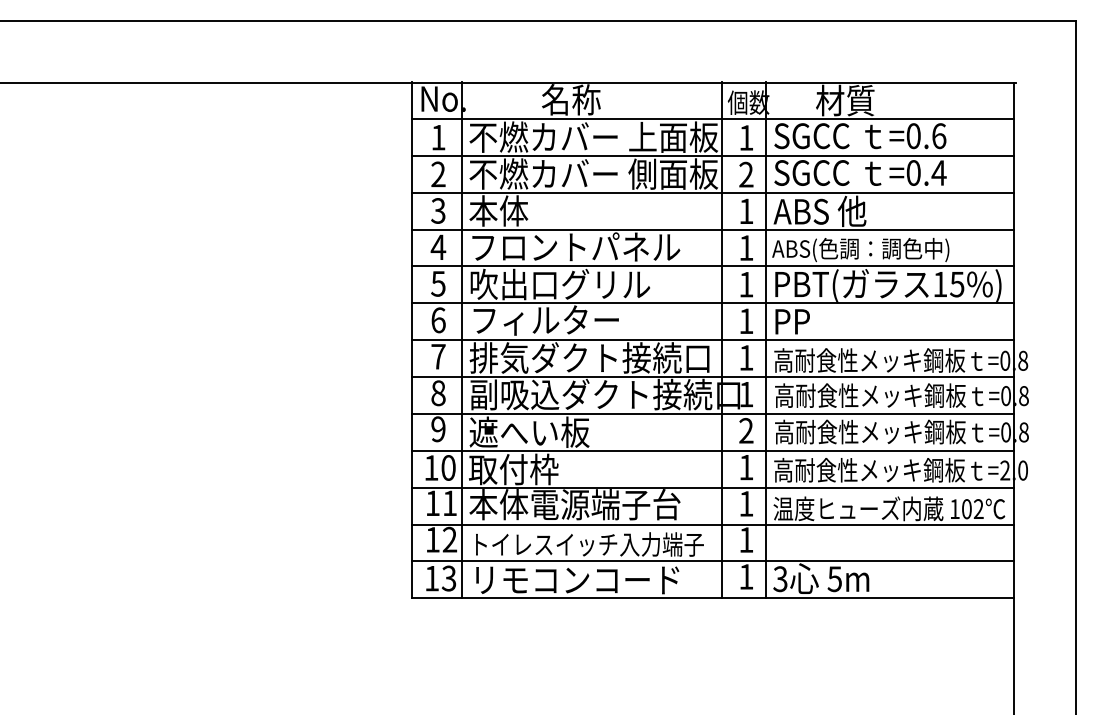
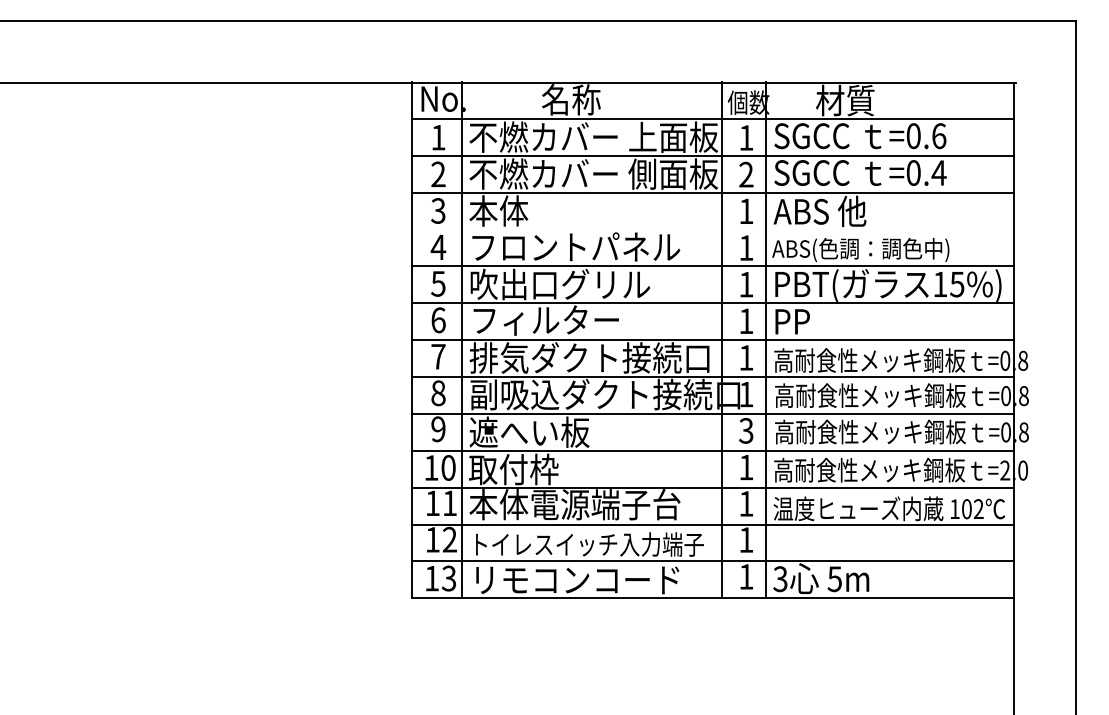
line: present -> none (712, 229)
text: 2 -> 3 (746, 430)
